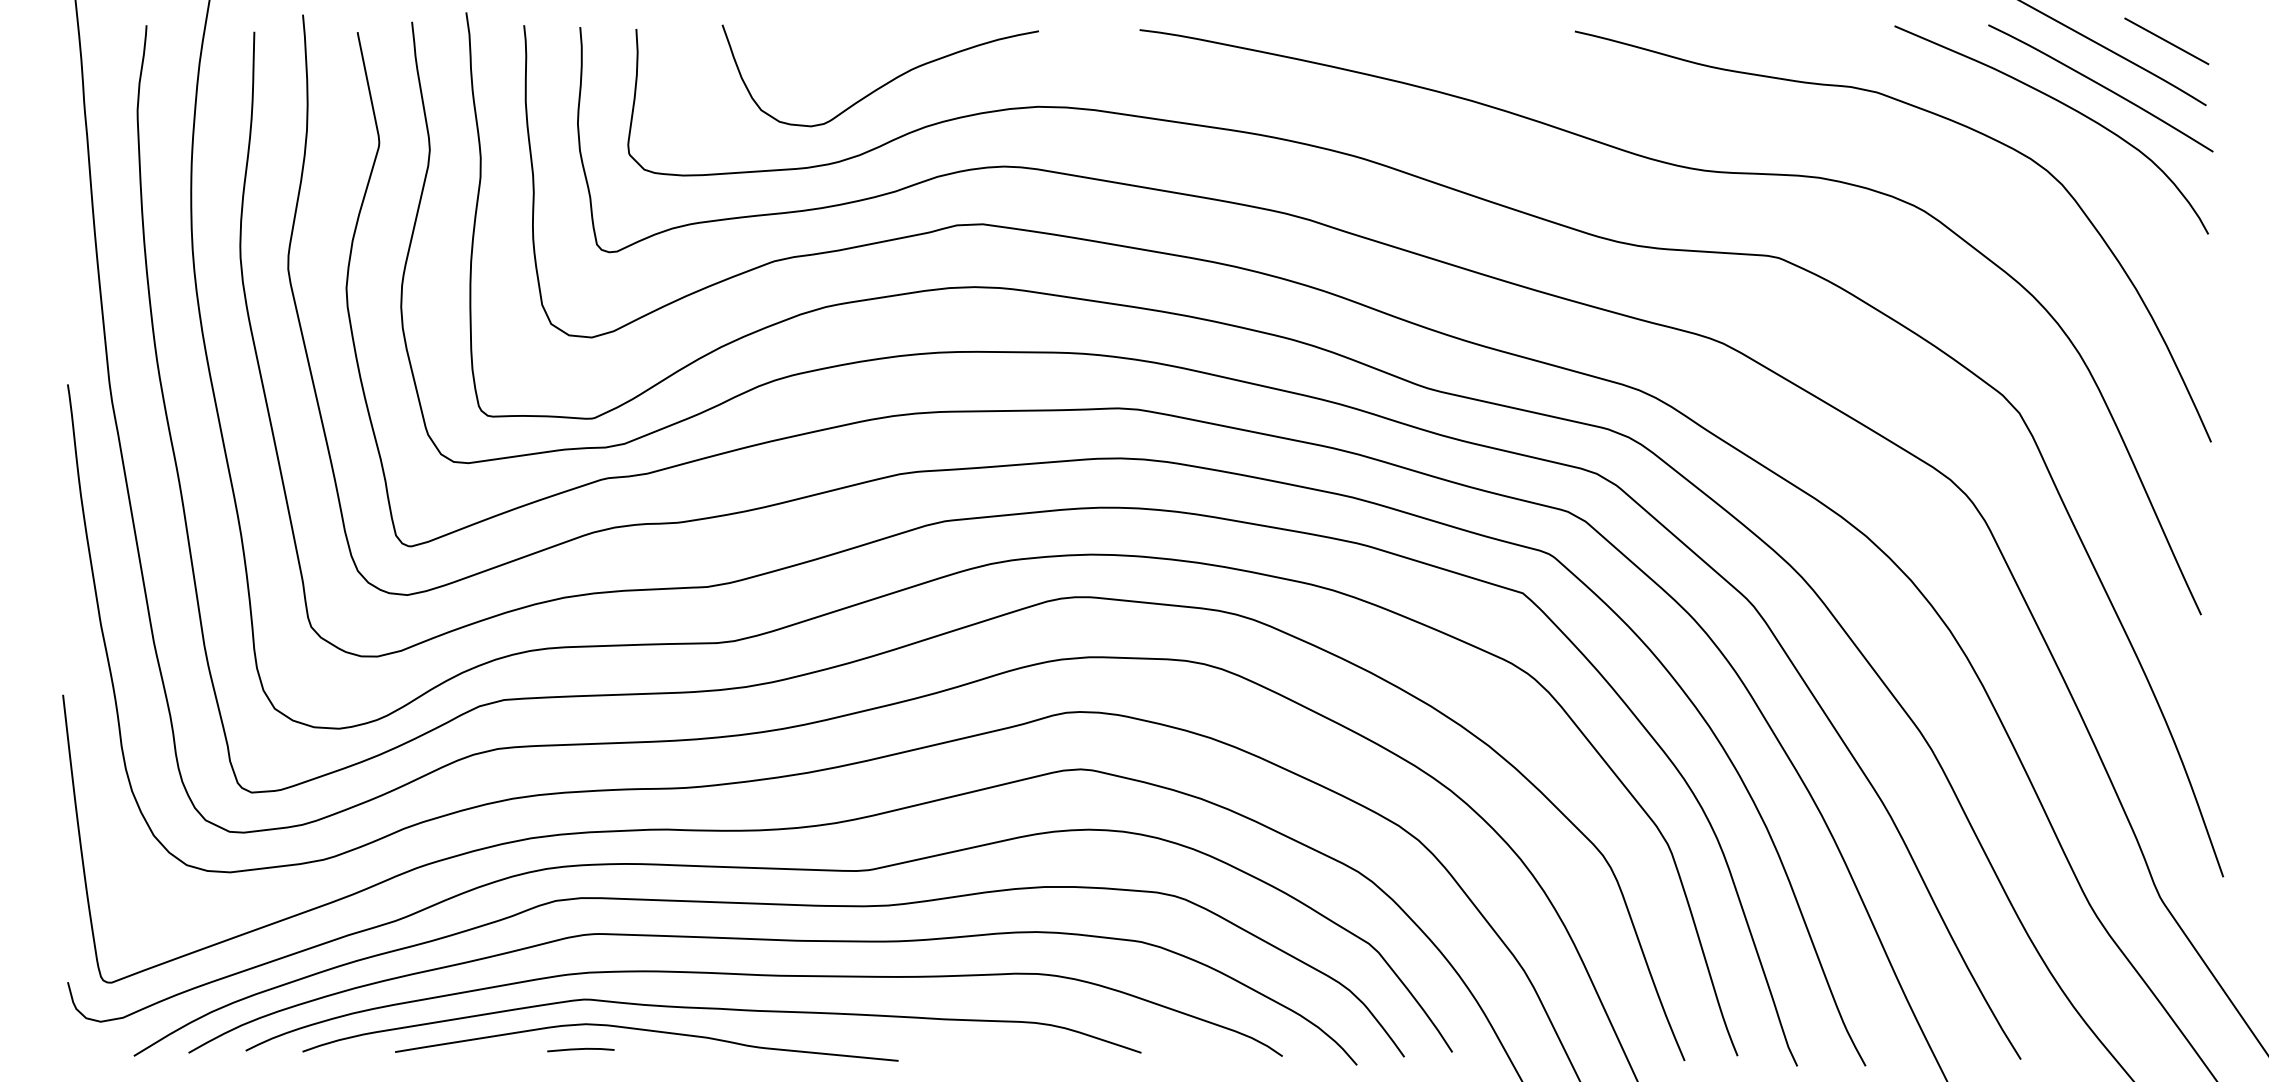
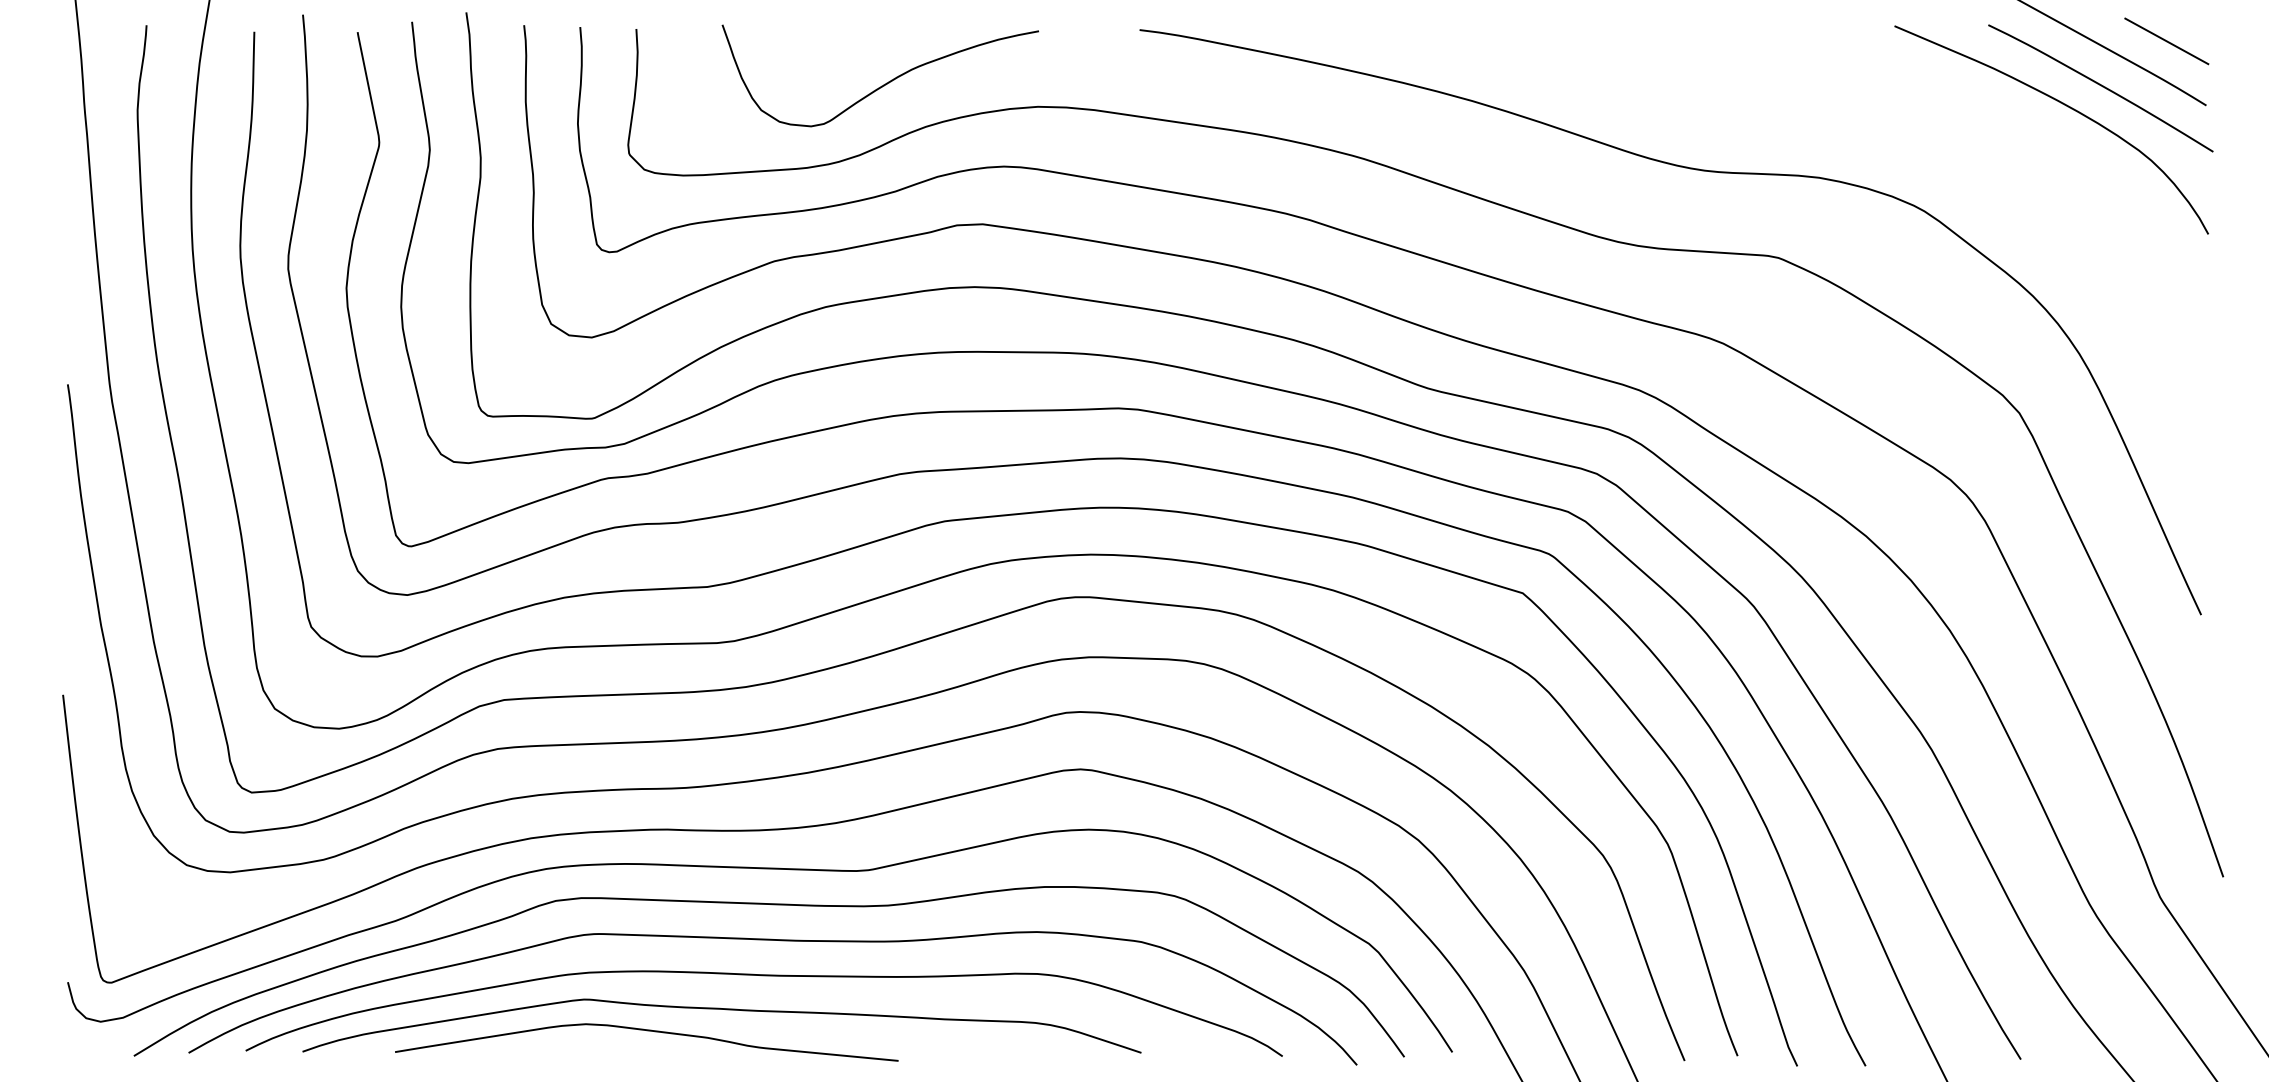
curve: present -> none (1940, 117)
line: present -> none (580, 1049)
